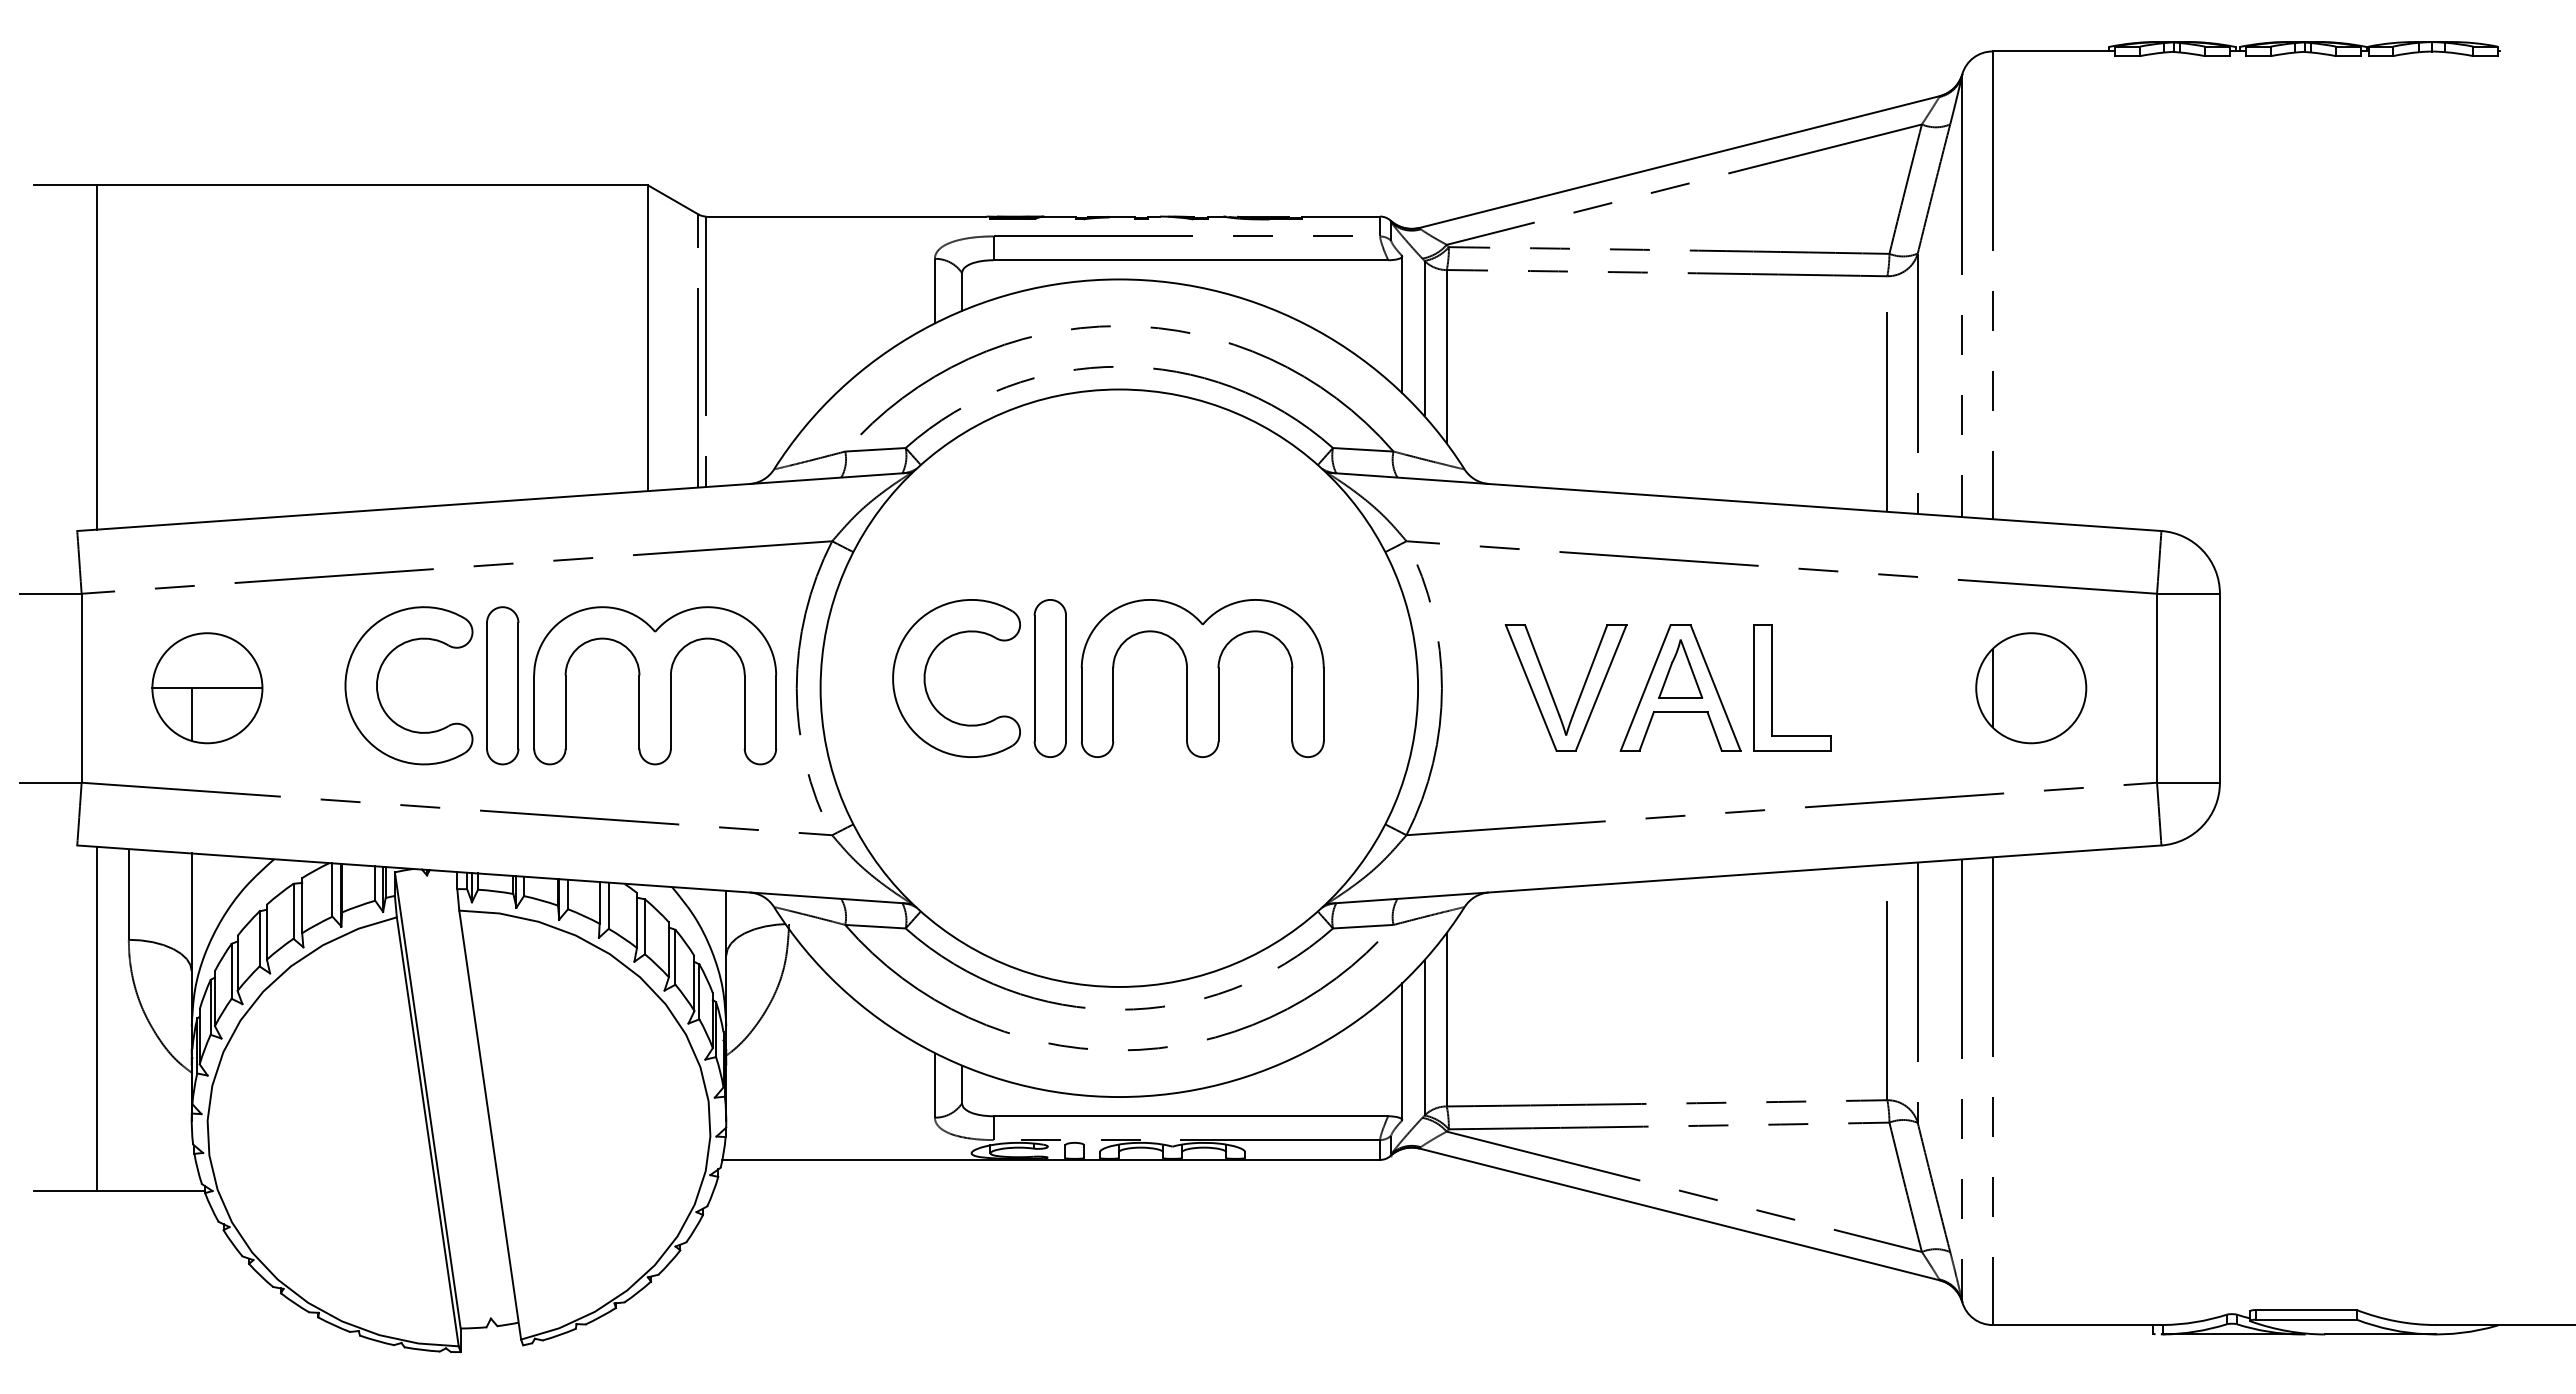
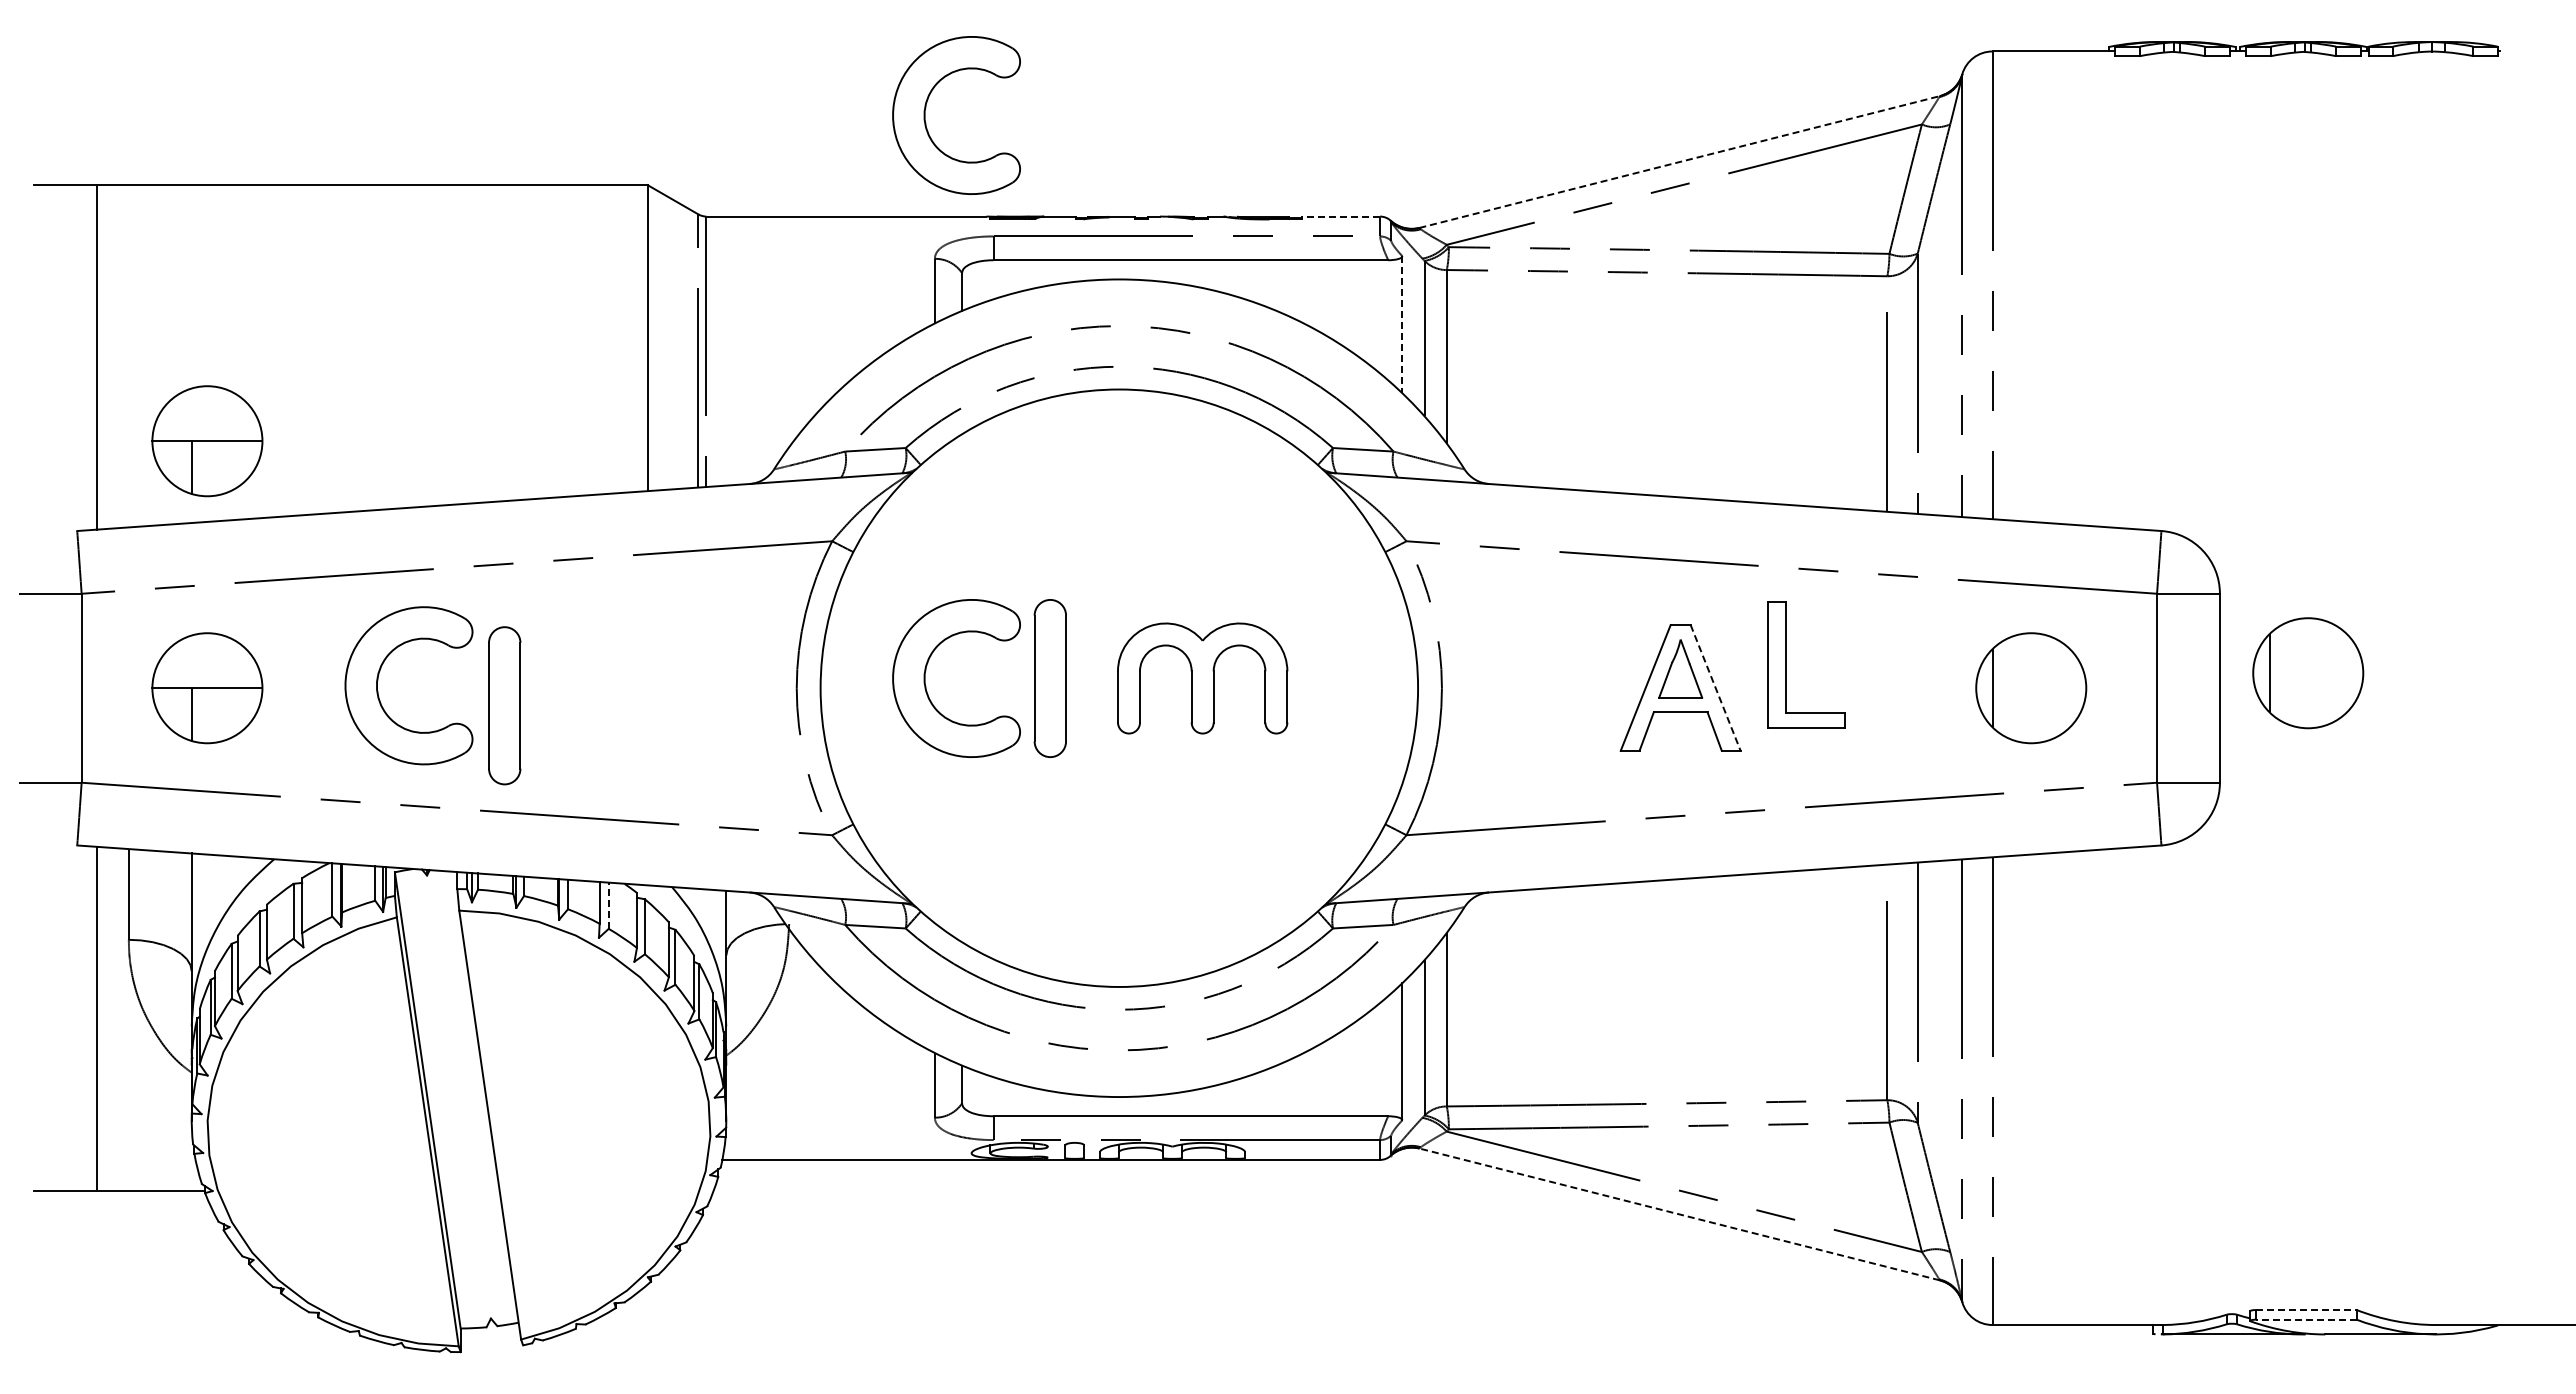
part: none -> present (926, 108)
line: solid -> dashed (1680, 161)
line: solid -> dashed (1340, 216)
line: solid -> dashed (1402, 324)
part: none -> present (207, 441)
part: none -> present (2308, 673)
part size: 245x159 px -> 172x113 px (1202, 678)
part position: (502, 685) -> (504, 705) (504, 705)
part: present -> none (655, 685)
line: solid -> dashed (1715, 687)
part position: (1772, 687) -> (1786, 664) (1786, 664)
part: present -> none (1551, 691)
line: solid -> dashed (608, 905)
line: solid -> dashed (1679, 1214)
line: solid -> dashed (2306, 1310)
line: solid -> dashed (2305, 1319)
